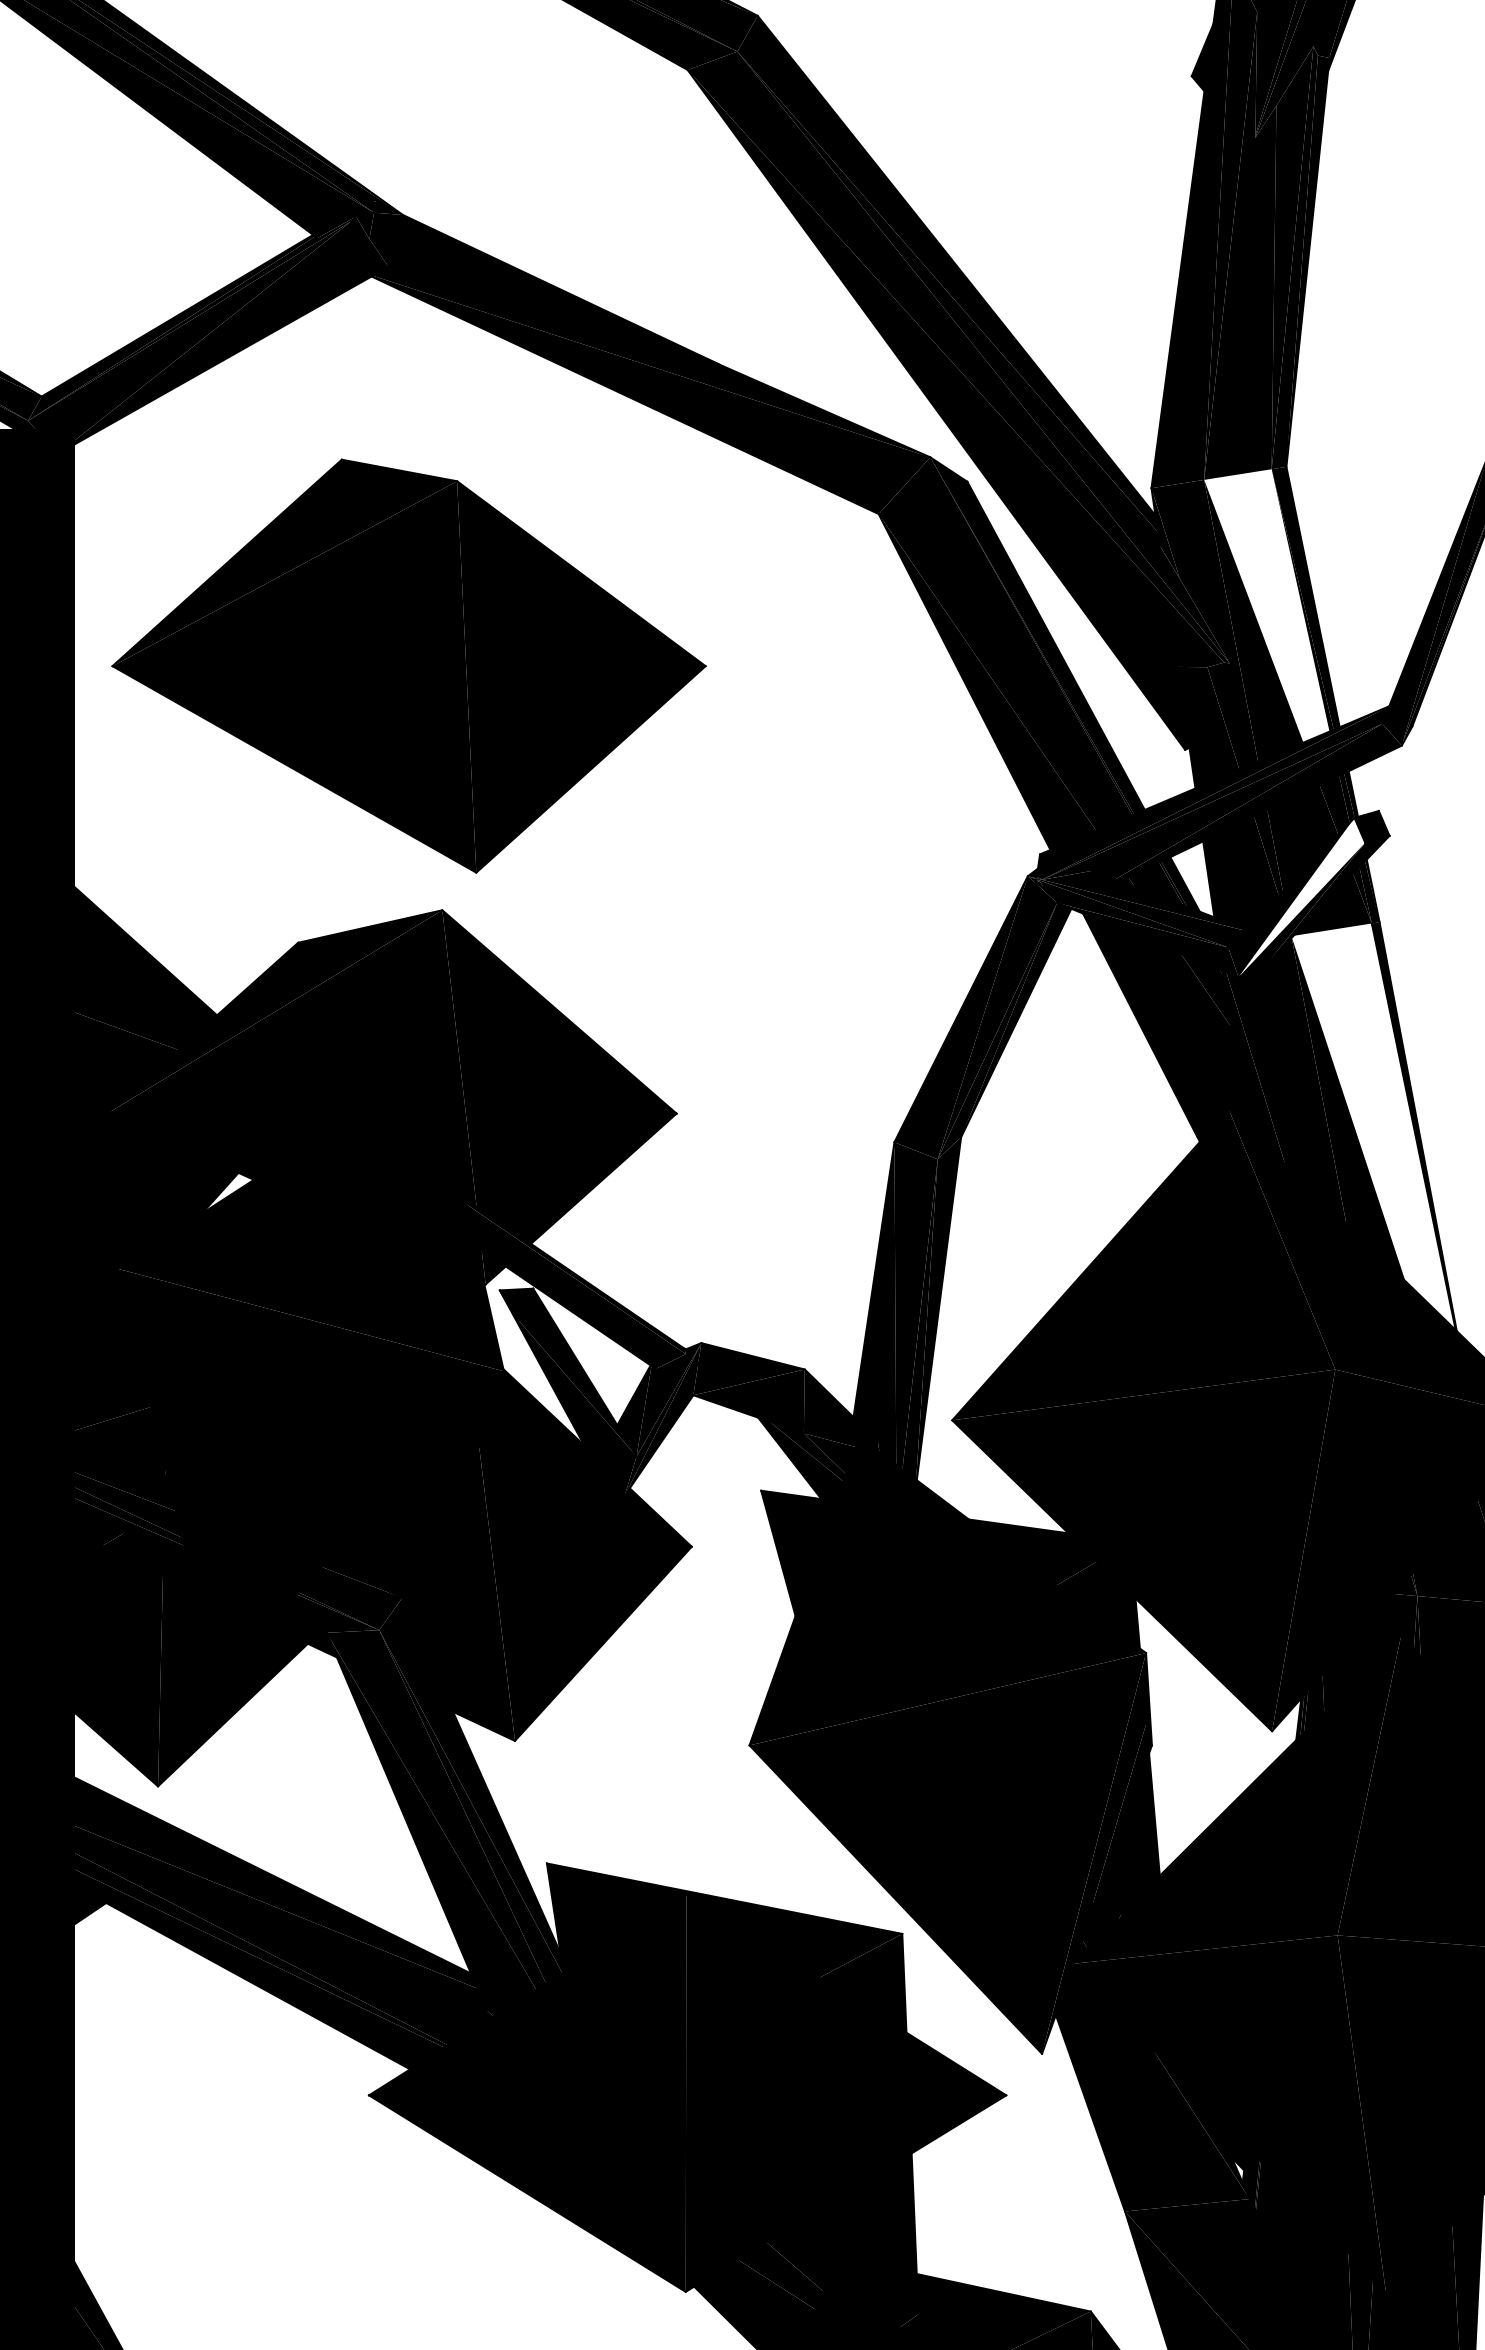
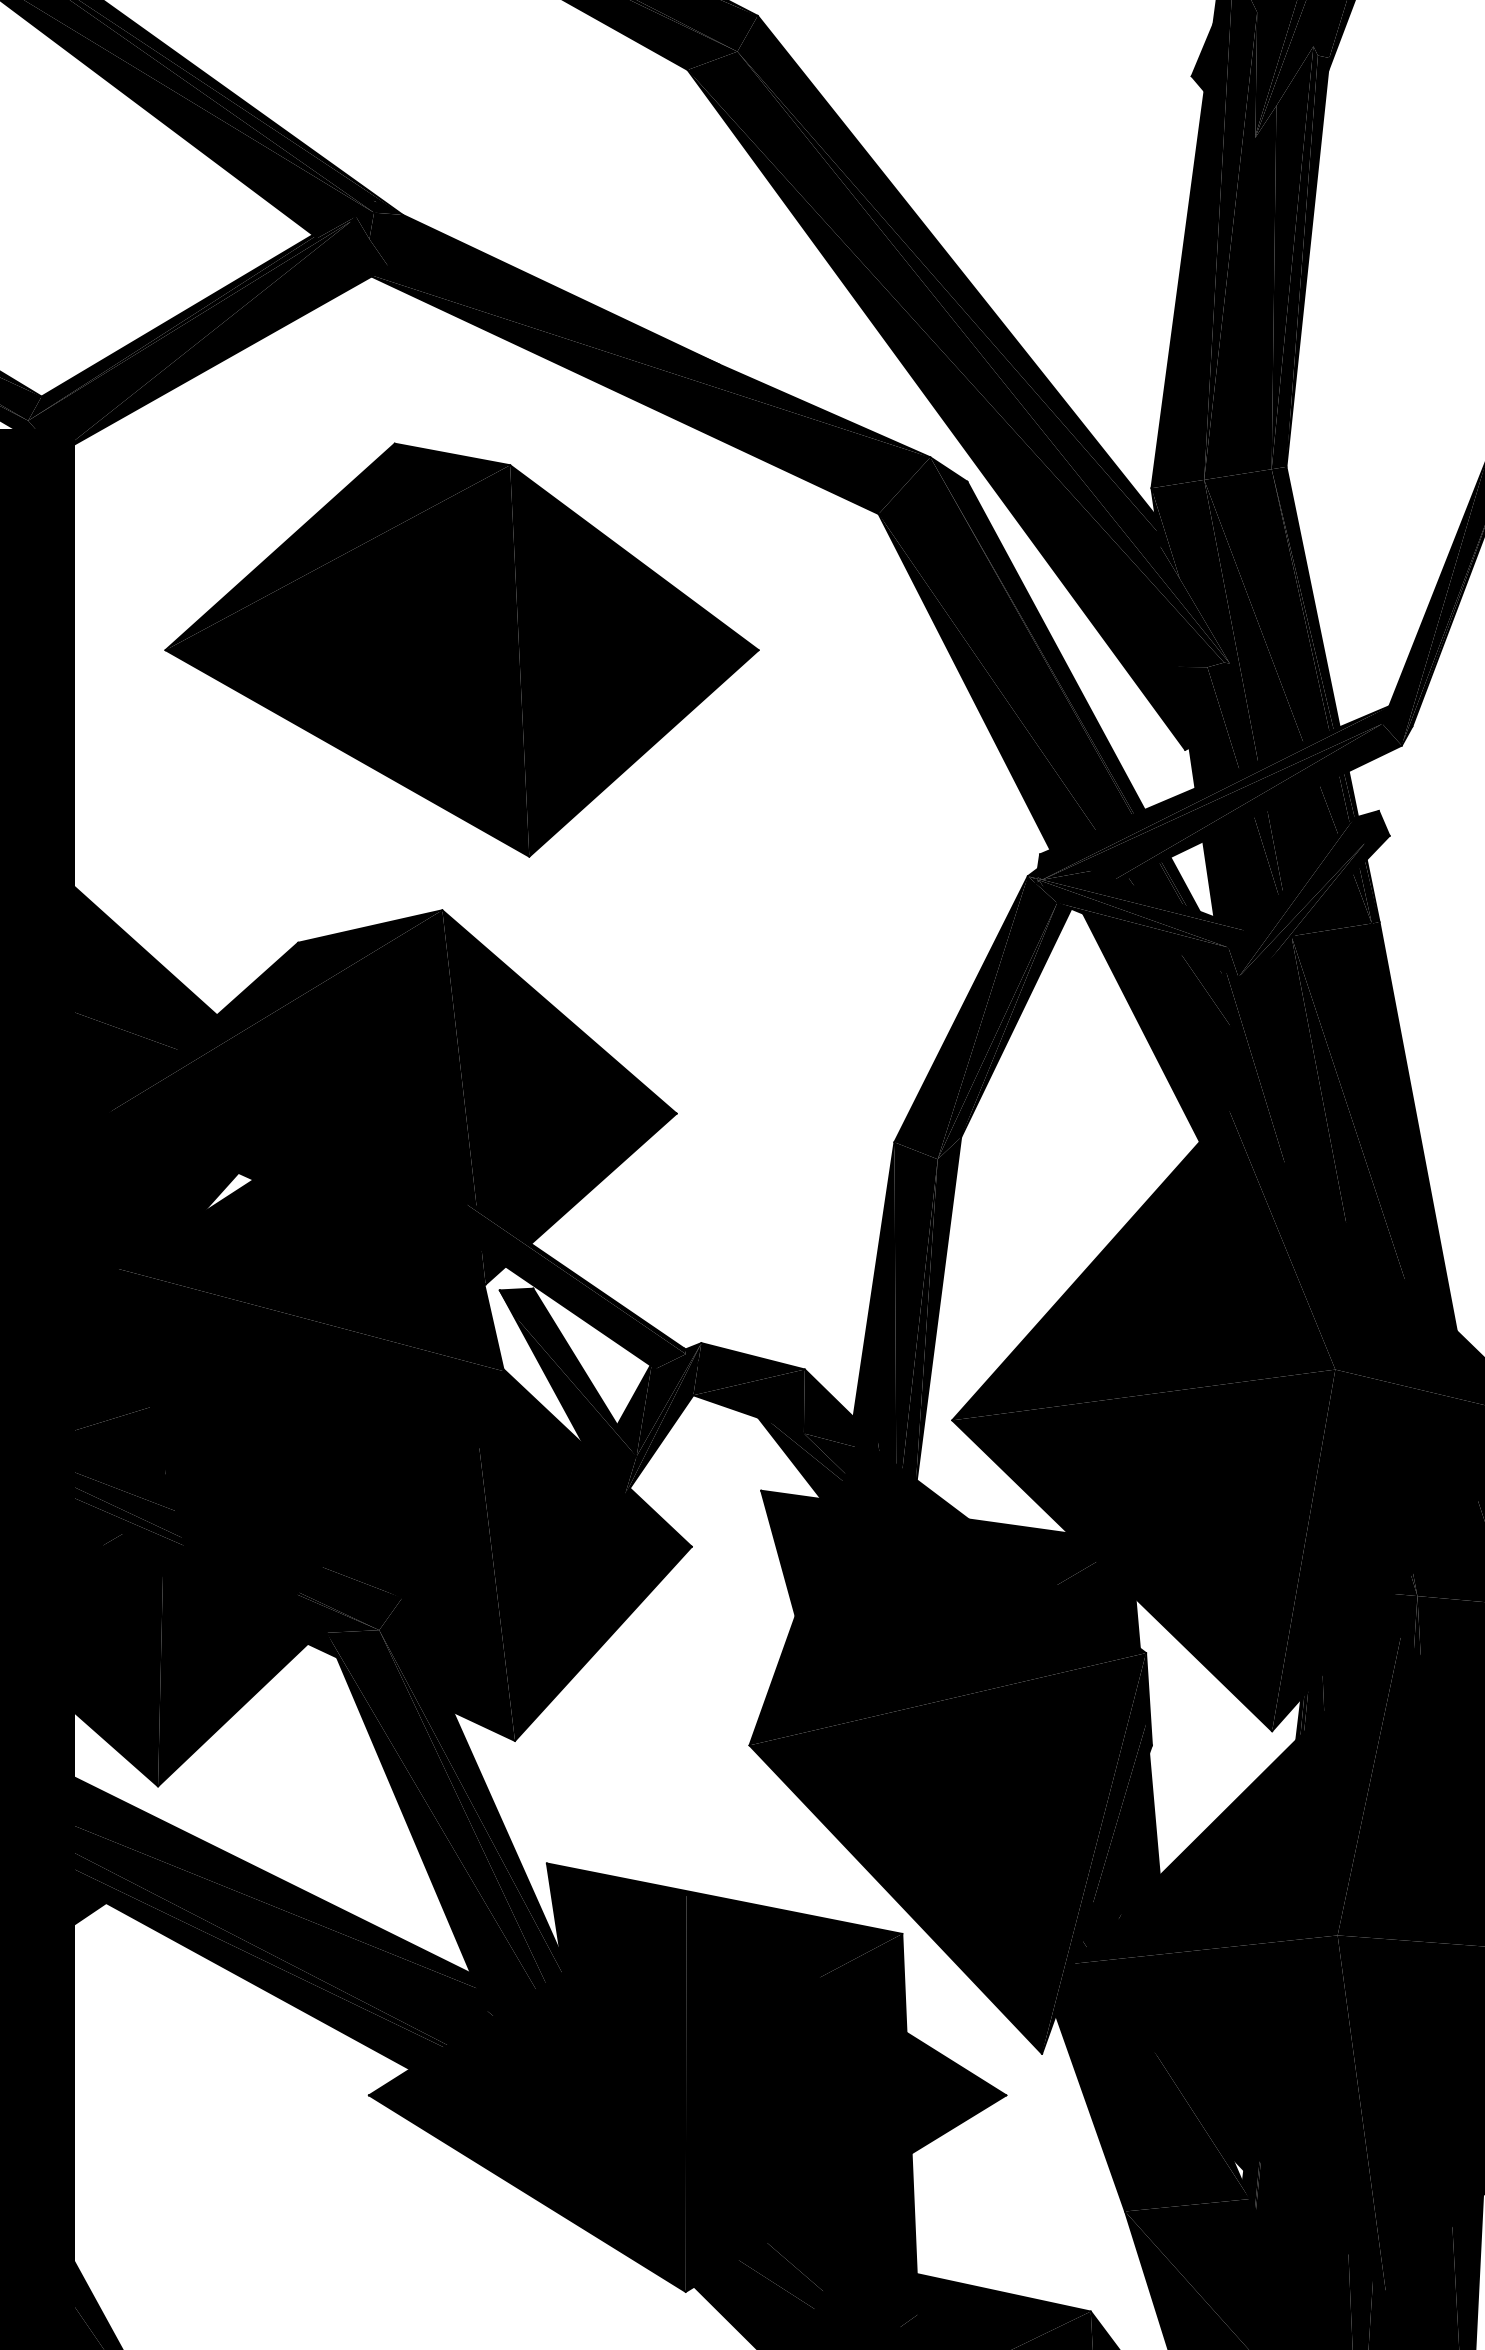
fill: none -> present (1266, 605)
part position: (408, 665) -> (461, 649) (461, 649)
fill: none -> present (1301, 897)
fill: none -> present (1373, 1126)
